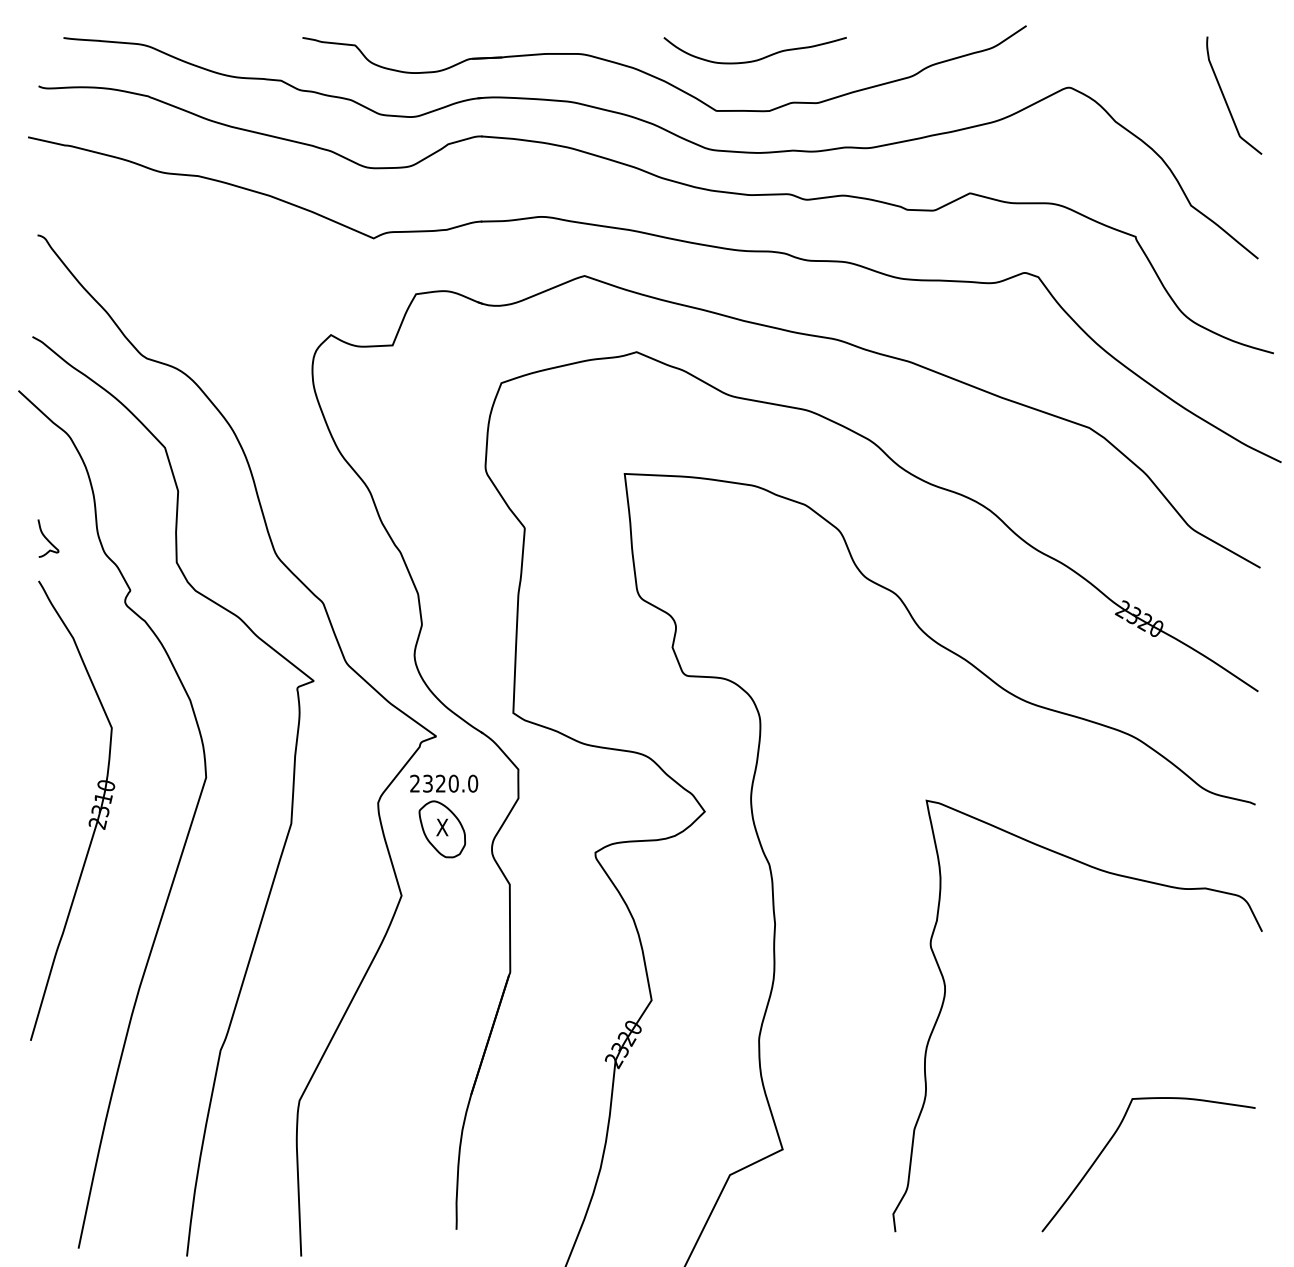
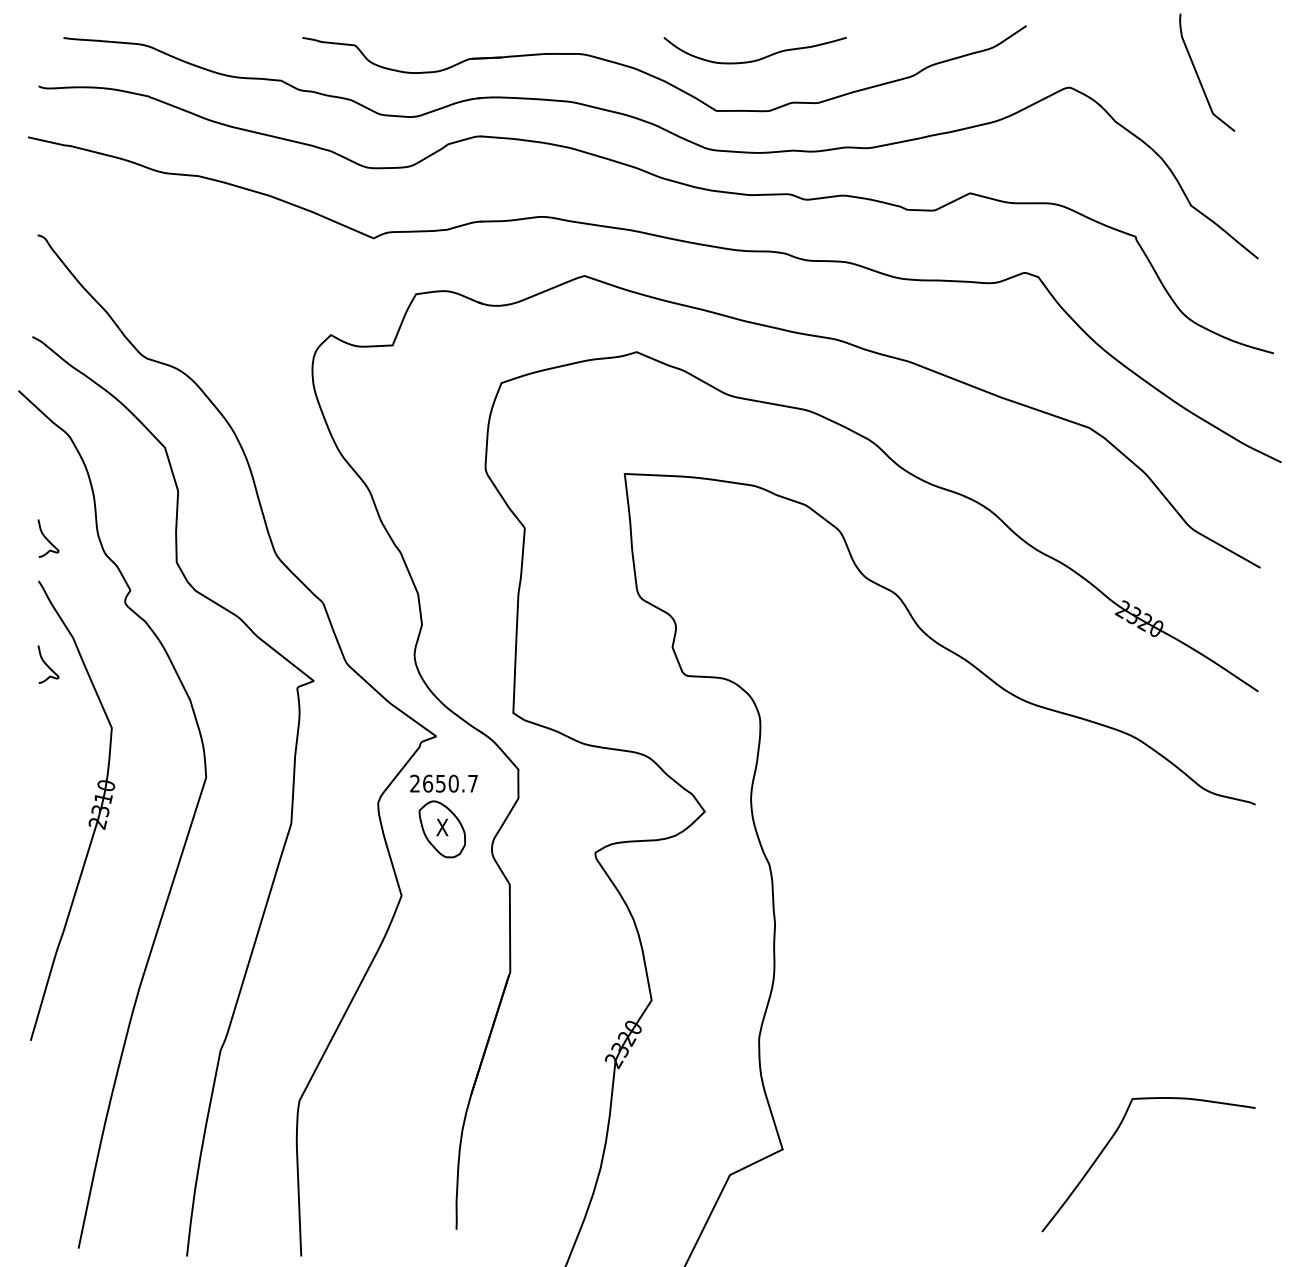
curve position: (1225, 97) -> (1198, 74) (1198, 74)
curve: none -> present (47, 664)
text: 2320.0 -> 2650.7 (450, 783)
curve: present -> none (945, 997)
